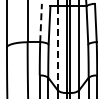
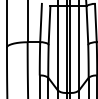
line: dashed -> solid (41, 22)
line: dashed -> solid (58, 47)
